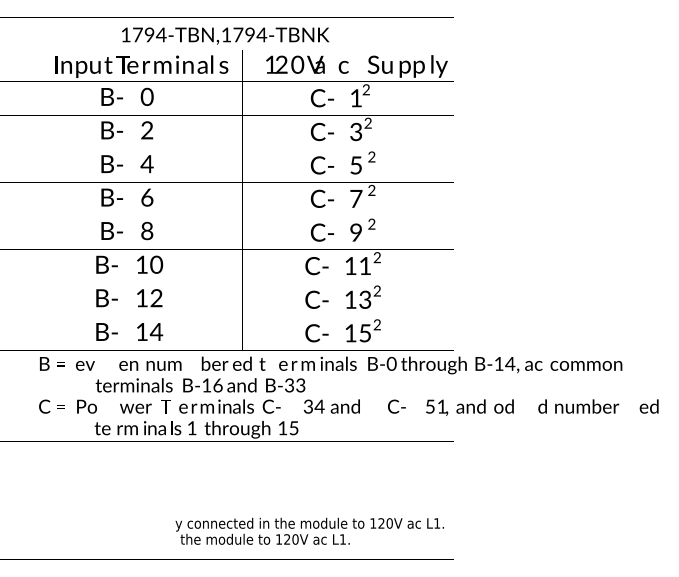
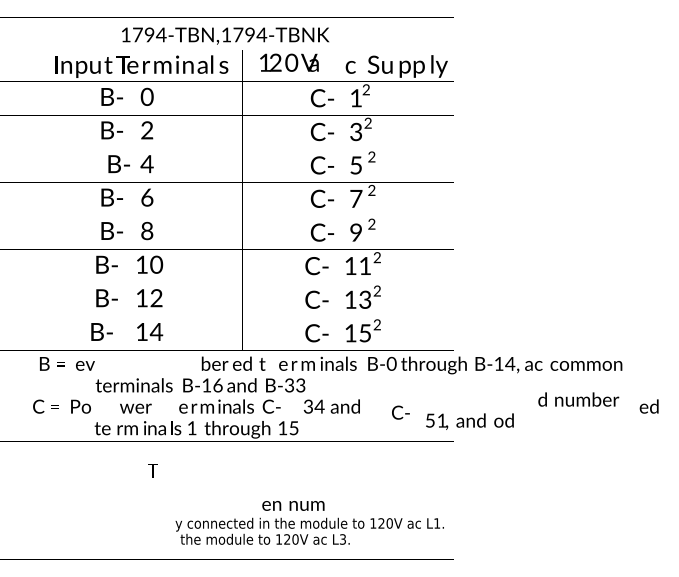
text position: (295, 64) -> (289, 62) (289, 62)
text position: (343, 67) -> (350, 67) (350, 67)
text position: (111, 164) -> (118, 164) (118, 164)
text position: (106, 331) -> (101, 331) (101, 331)
text position: (150, 365) -> (293, 505) (293, 505)
text position: (67, 406) -> (61, 406) (61, 406)
text position: (165, 406) -> (152, 470) (152, 470)
text position: (396, 406) -> (400, 412) (400, 412)
text position: (578, 406) -> (578, 399) (578, 399)
text position: (469, 407) -> (469, 421) (469, 421)
text: L1. -> L3. (342, 539)
